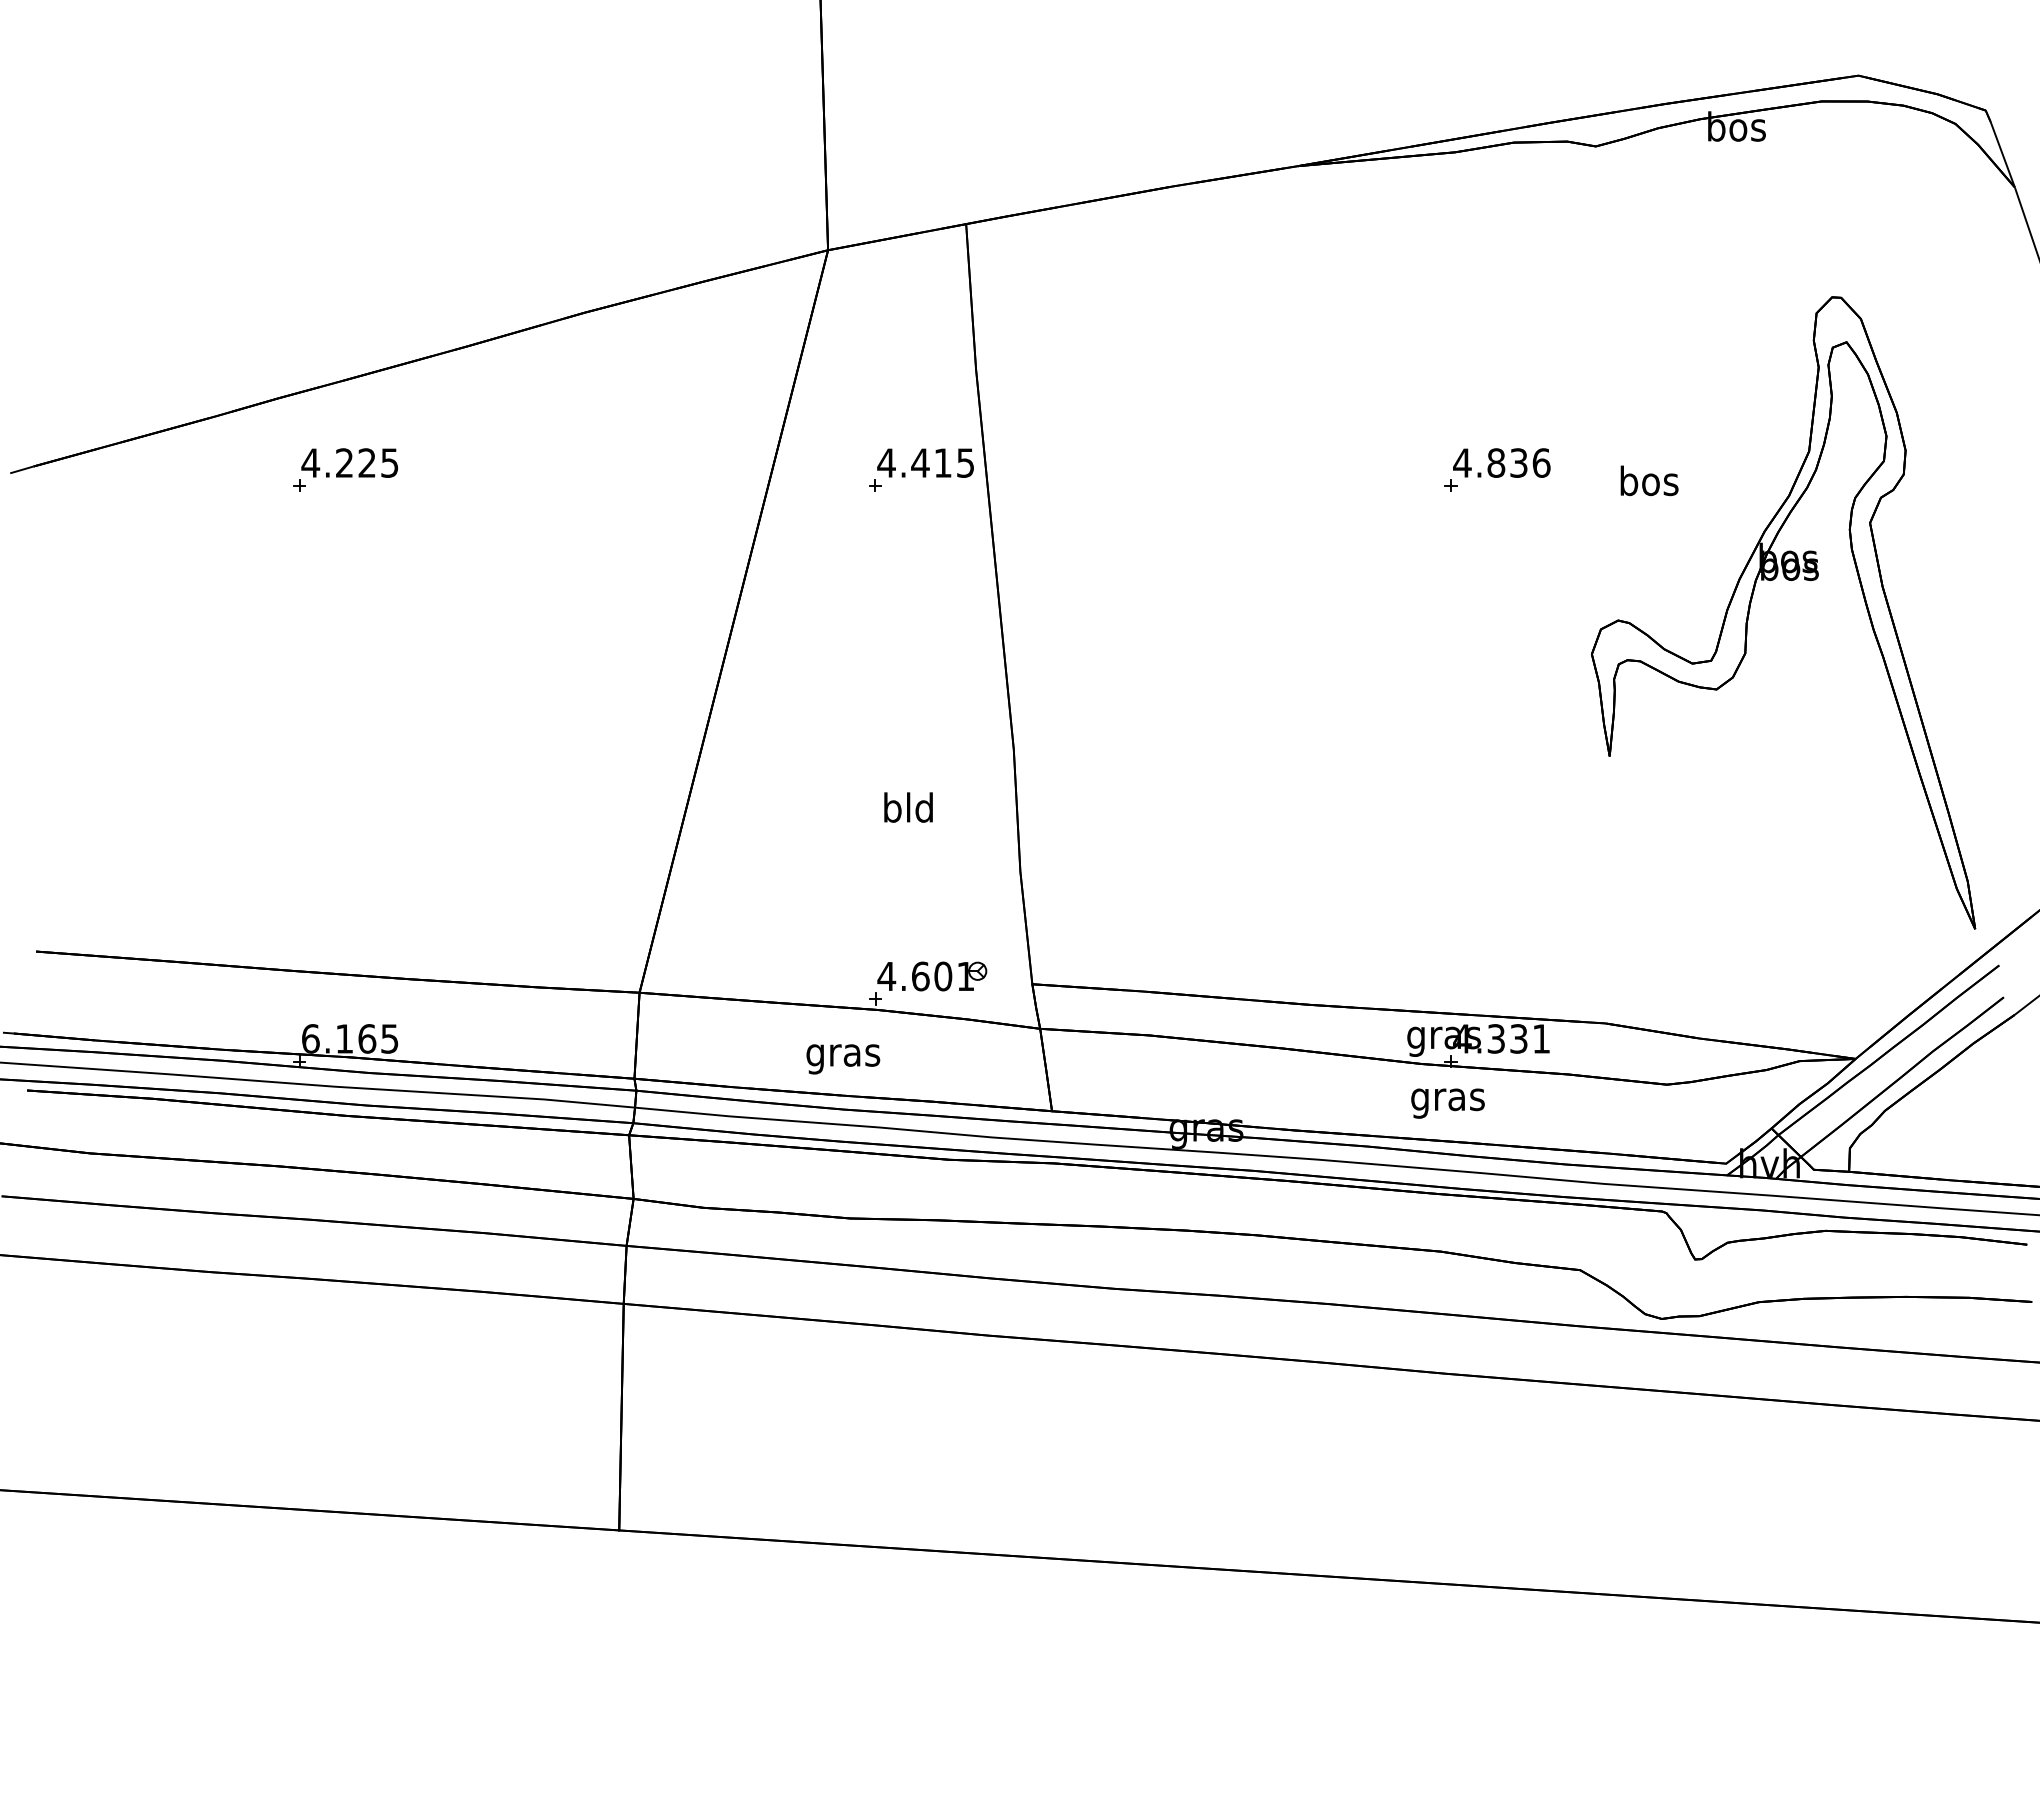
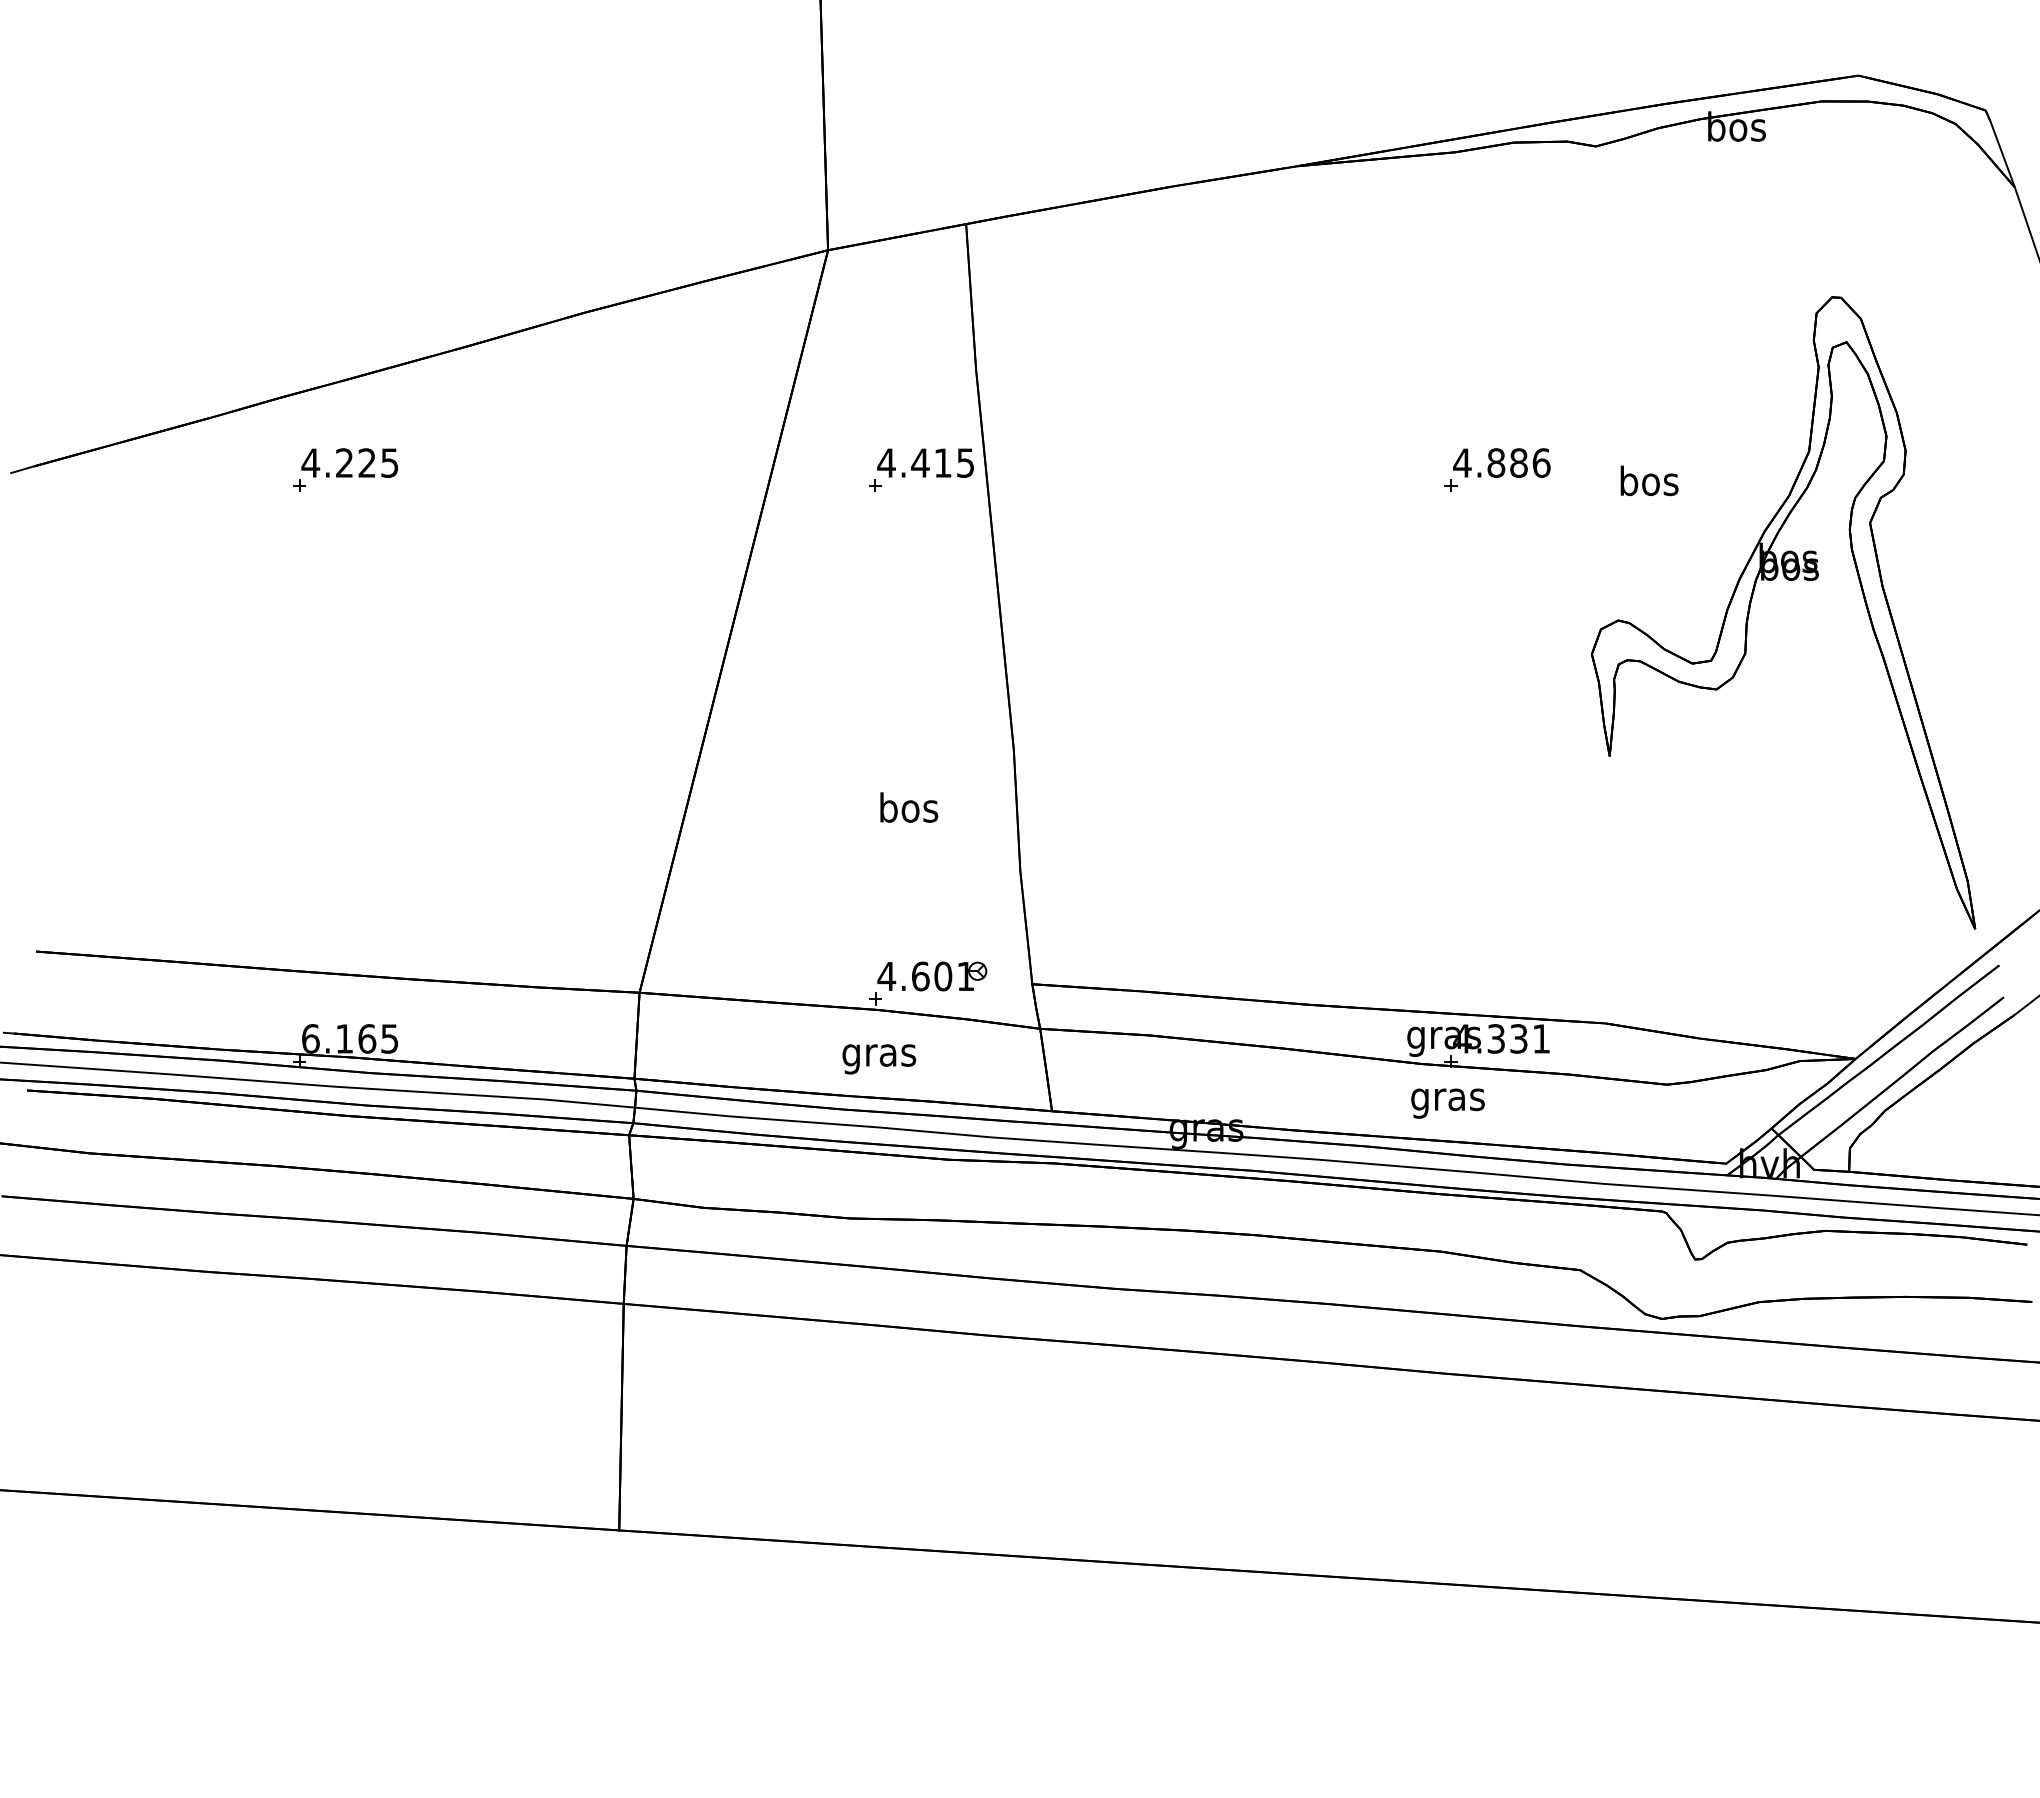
text: 4.836 -> 4.886 (1518, 462)
text: bld -> bos (909, 807)
text position: (843, 1059) -> (879, 1059) (879, 1059)
